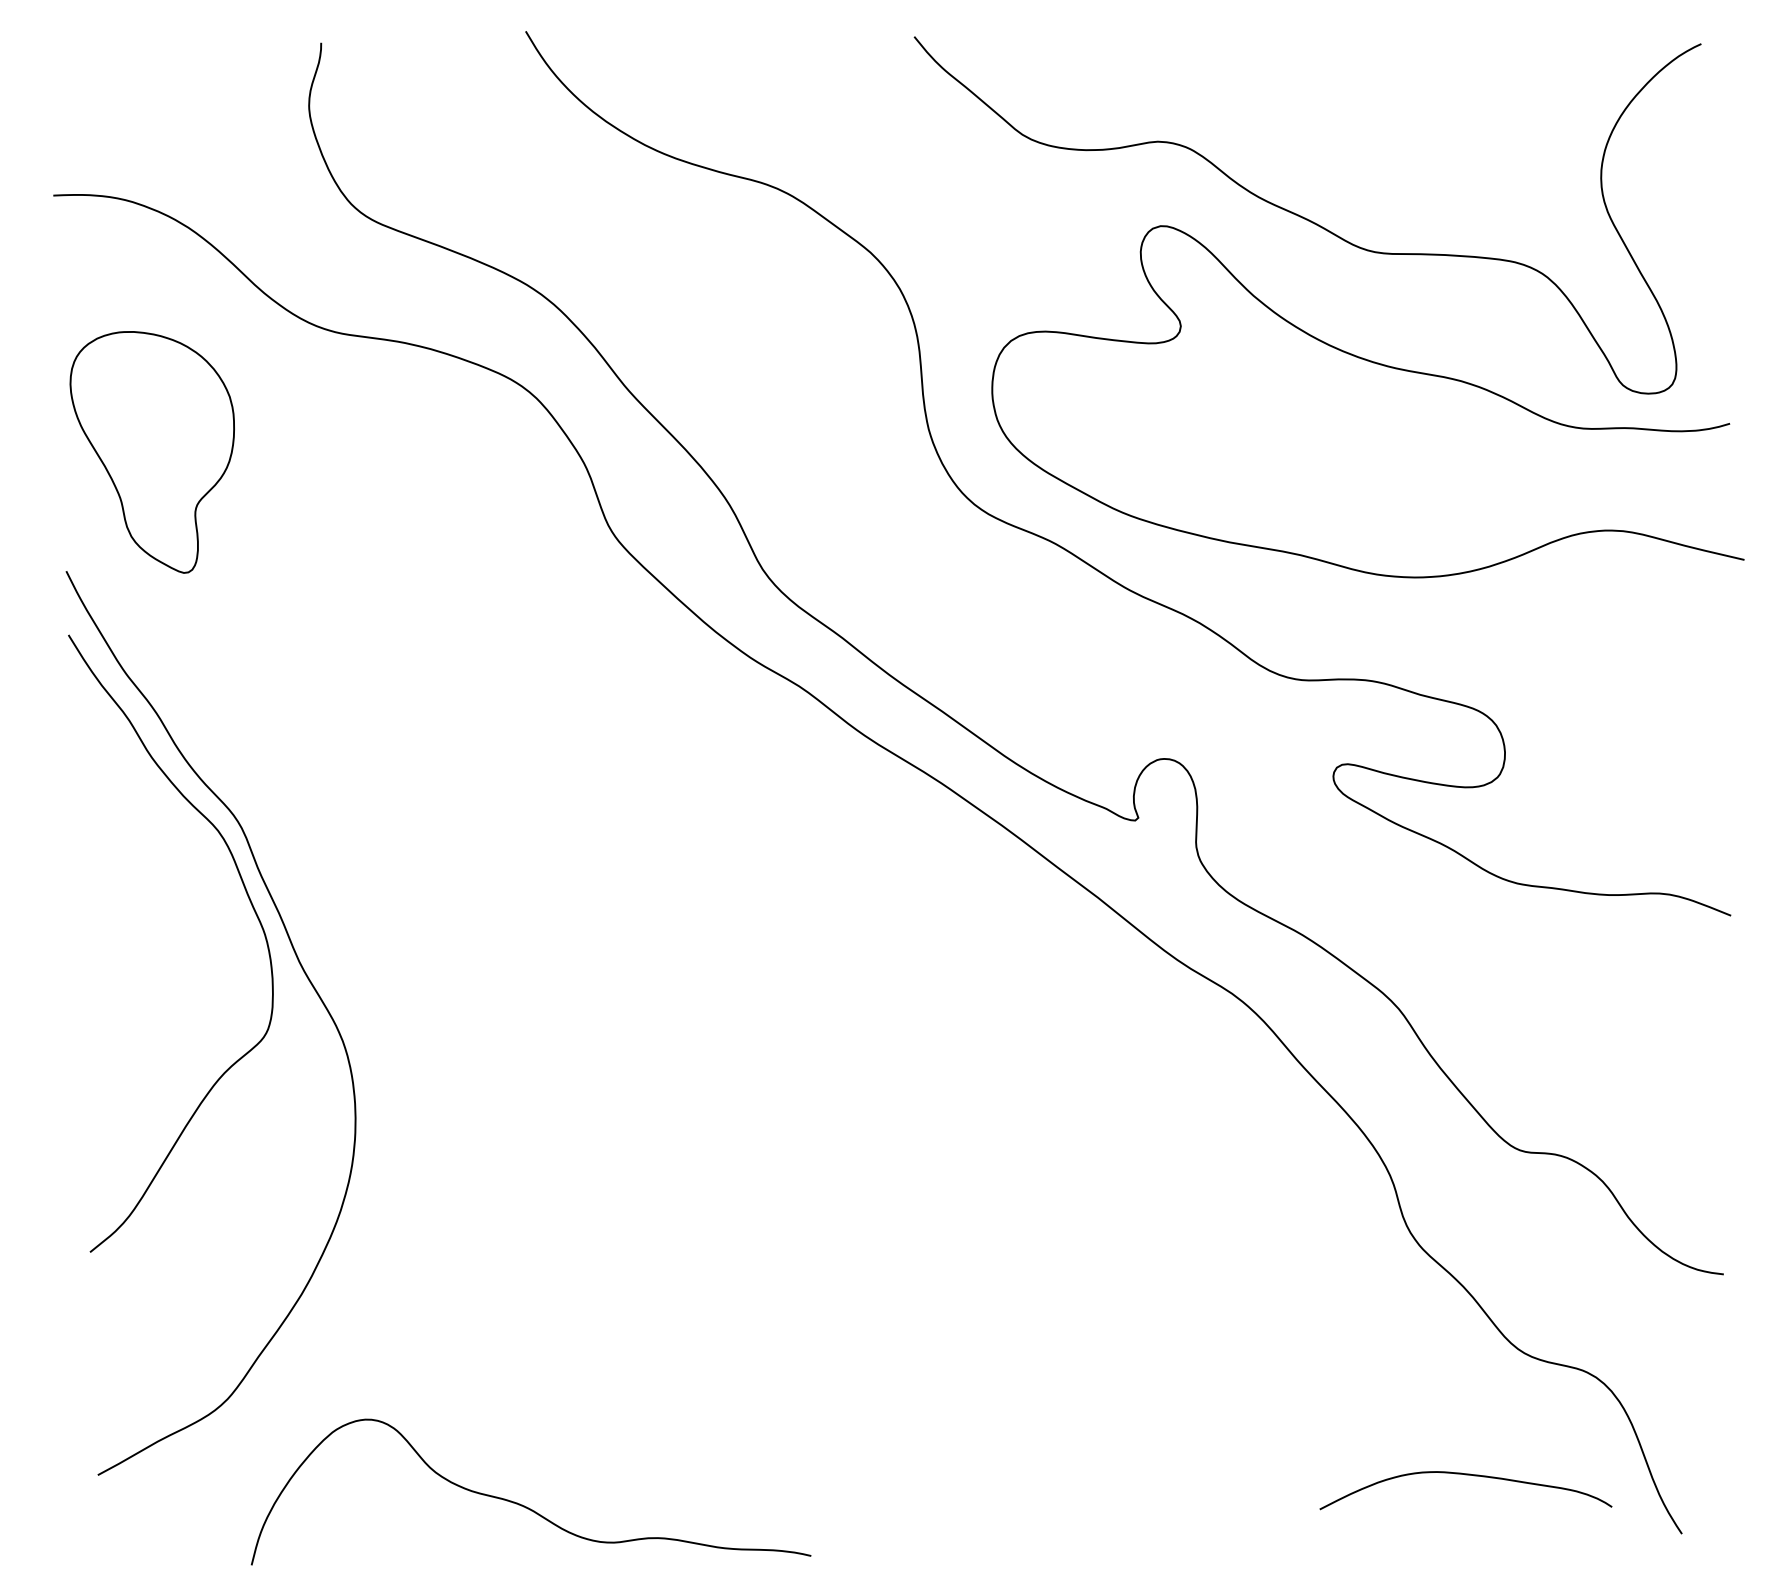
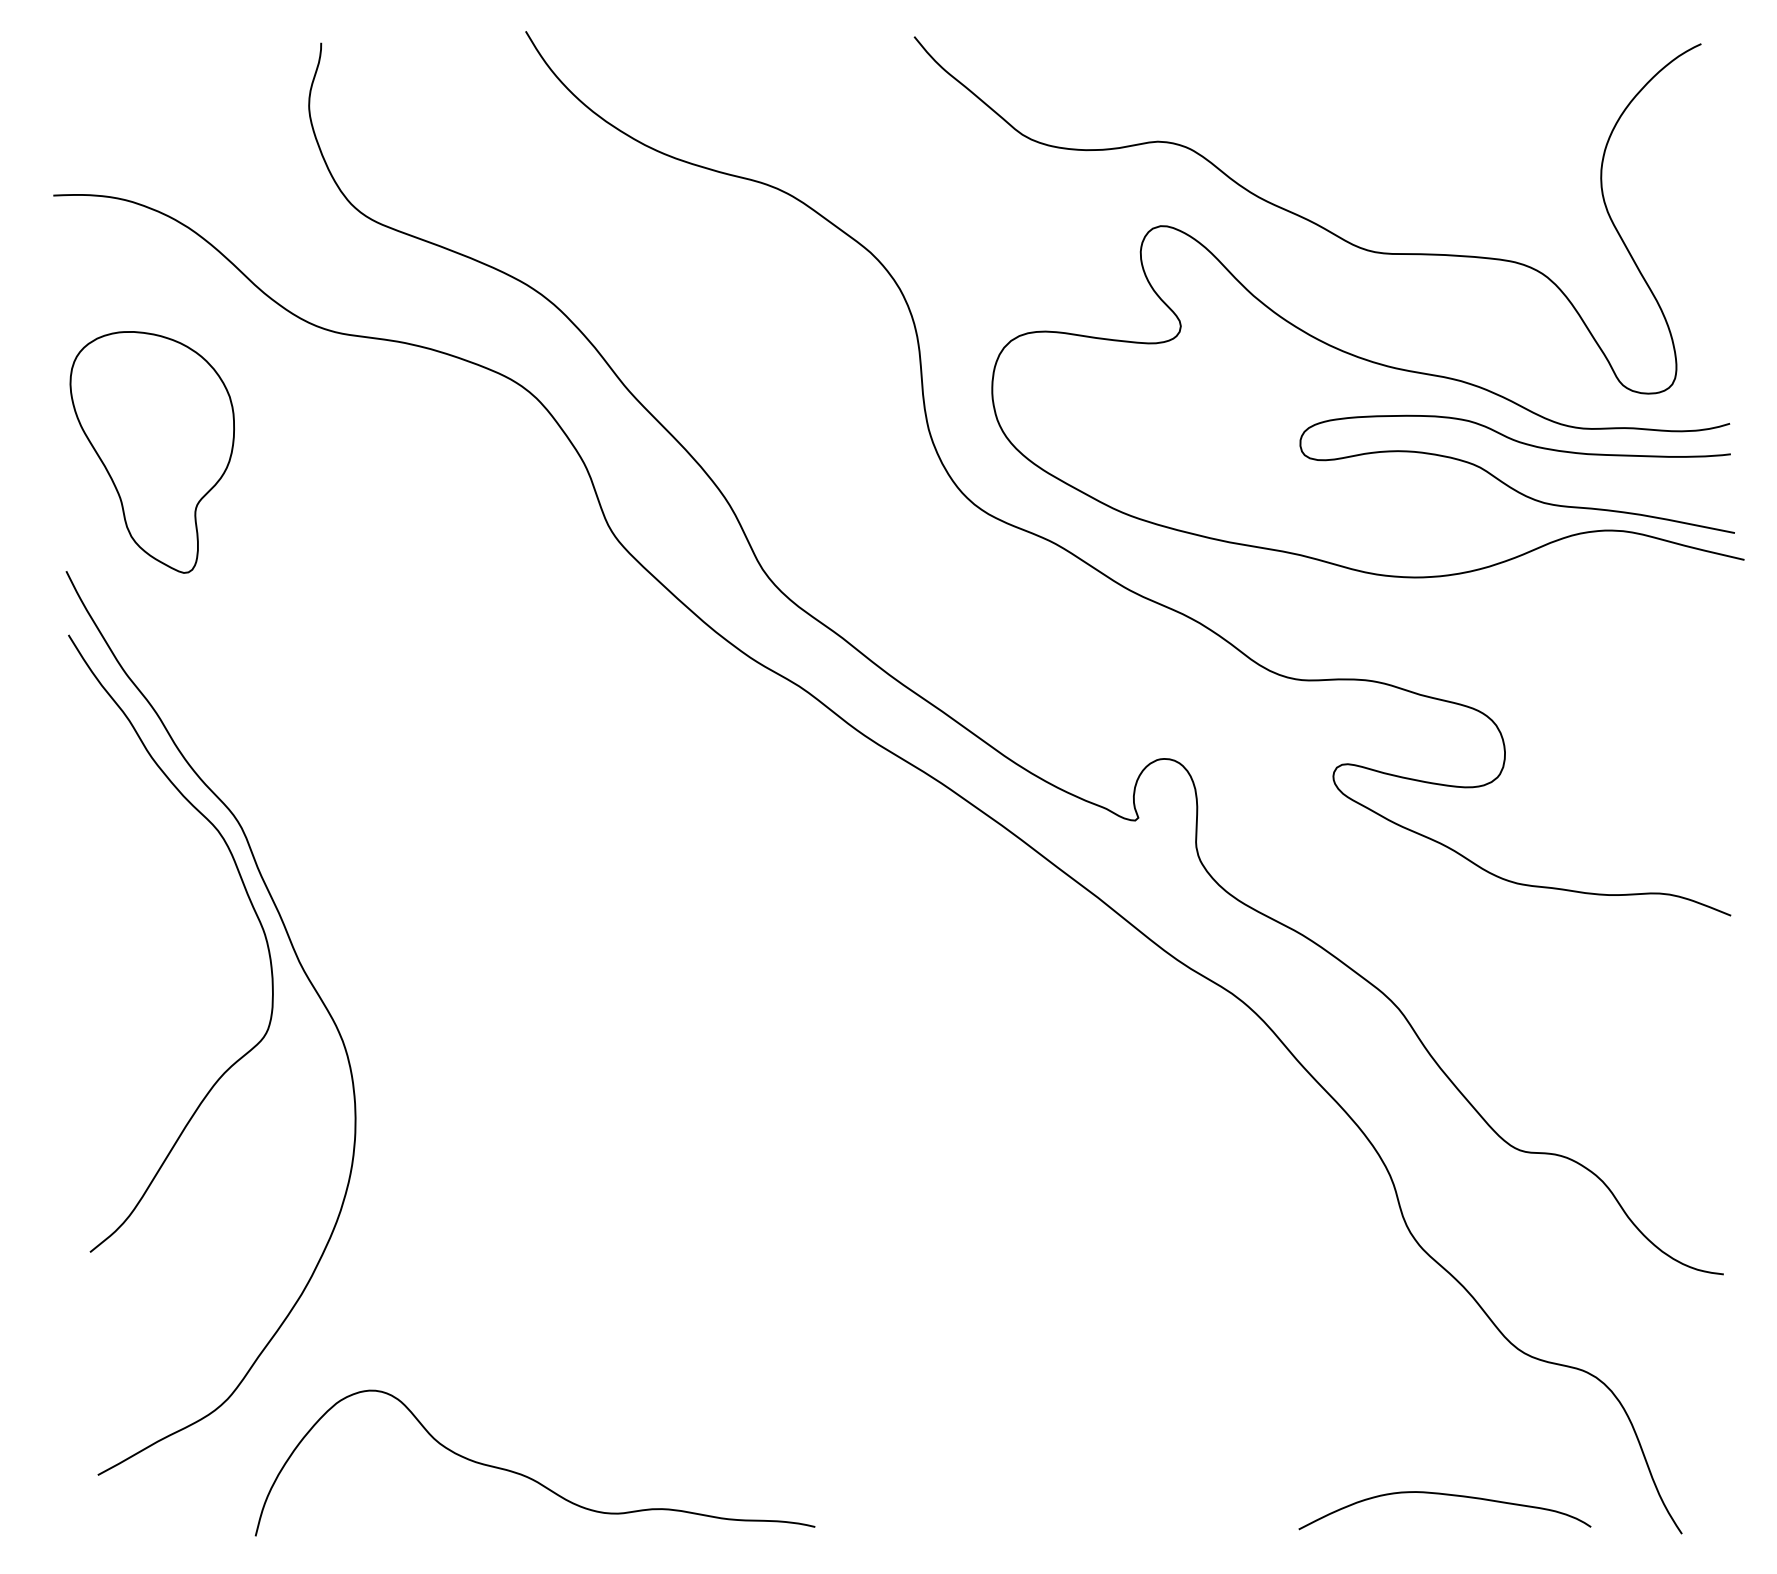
curve: none -> present (1509, 485)
curve position: (1465, 1475) -> (1444, 1495) (1444, 1495)
curve position: (524, 1505) -> (528, 1476) (528, 1476)
